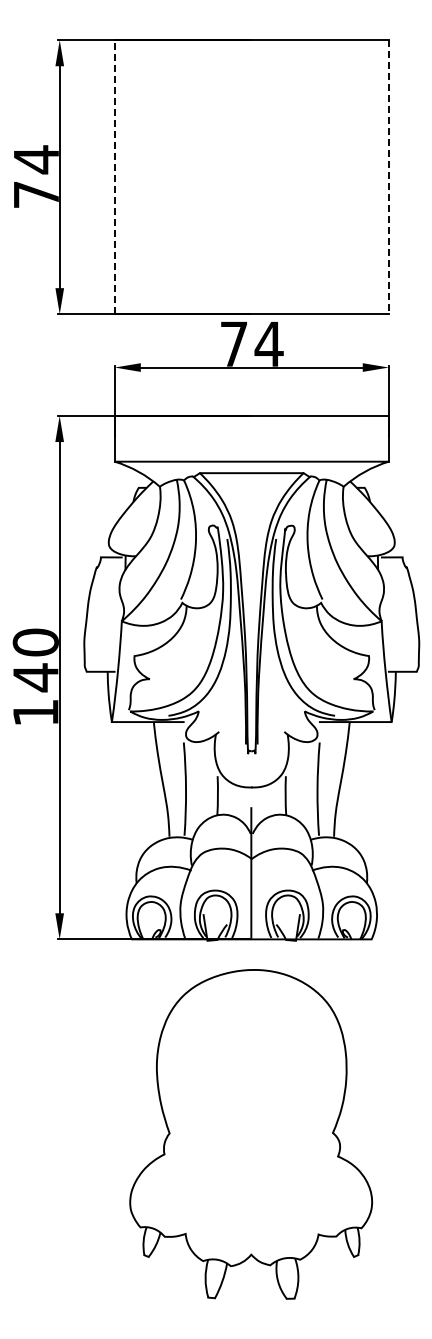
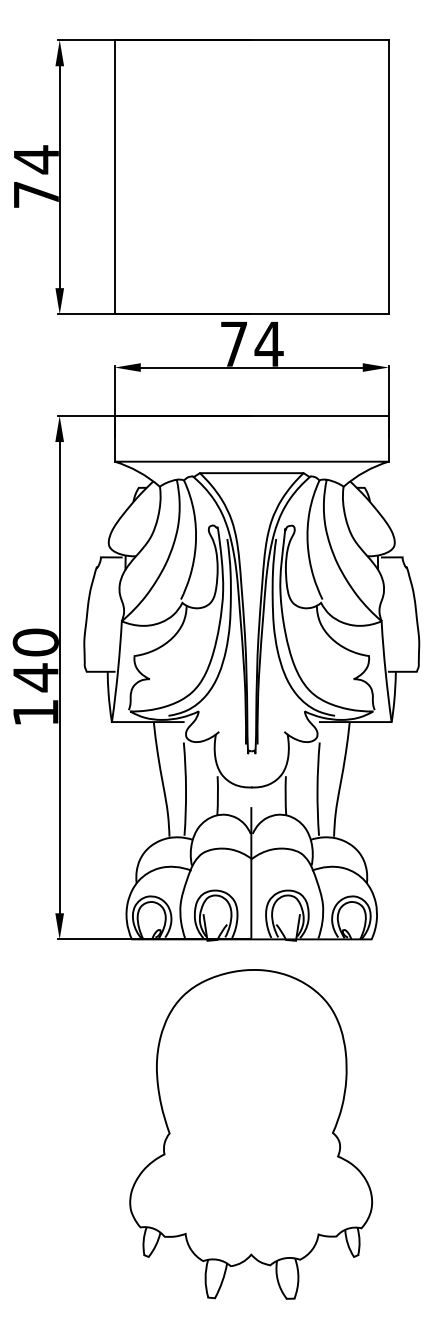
line: dashed -> solid (114, 176)
line: dashed -> solid (389, 177)
